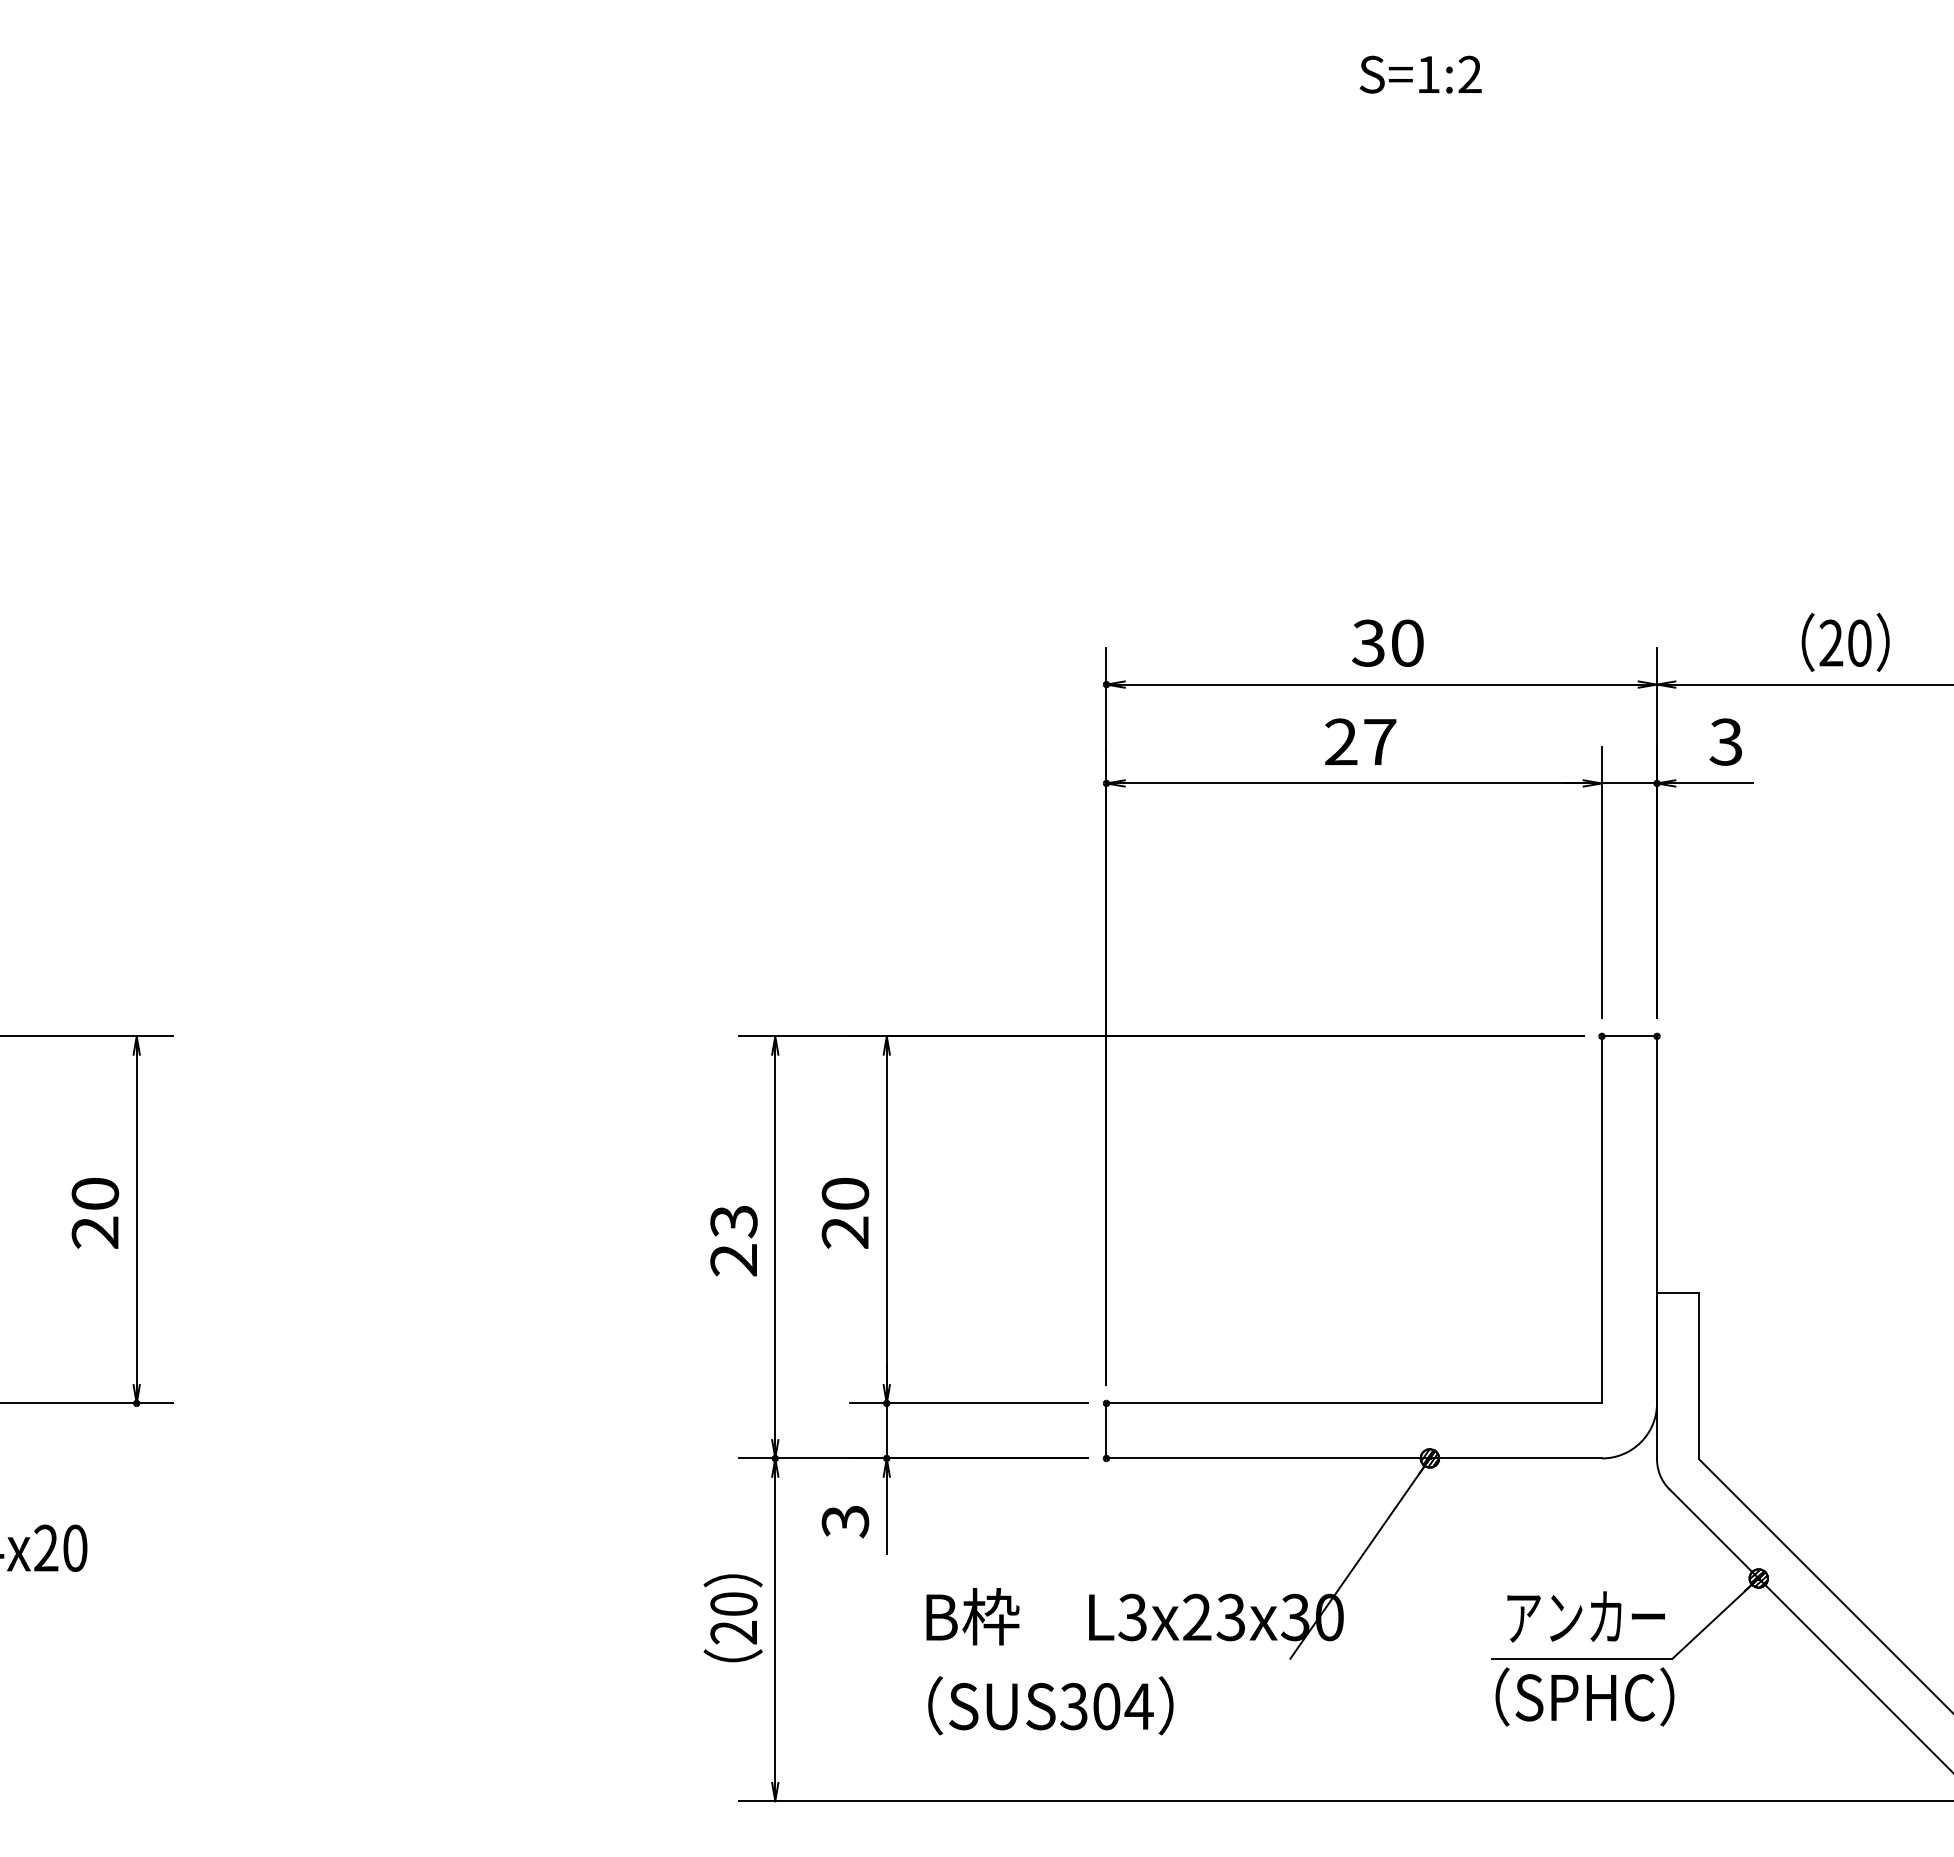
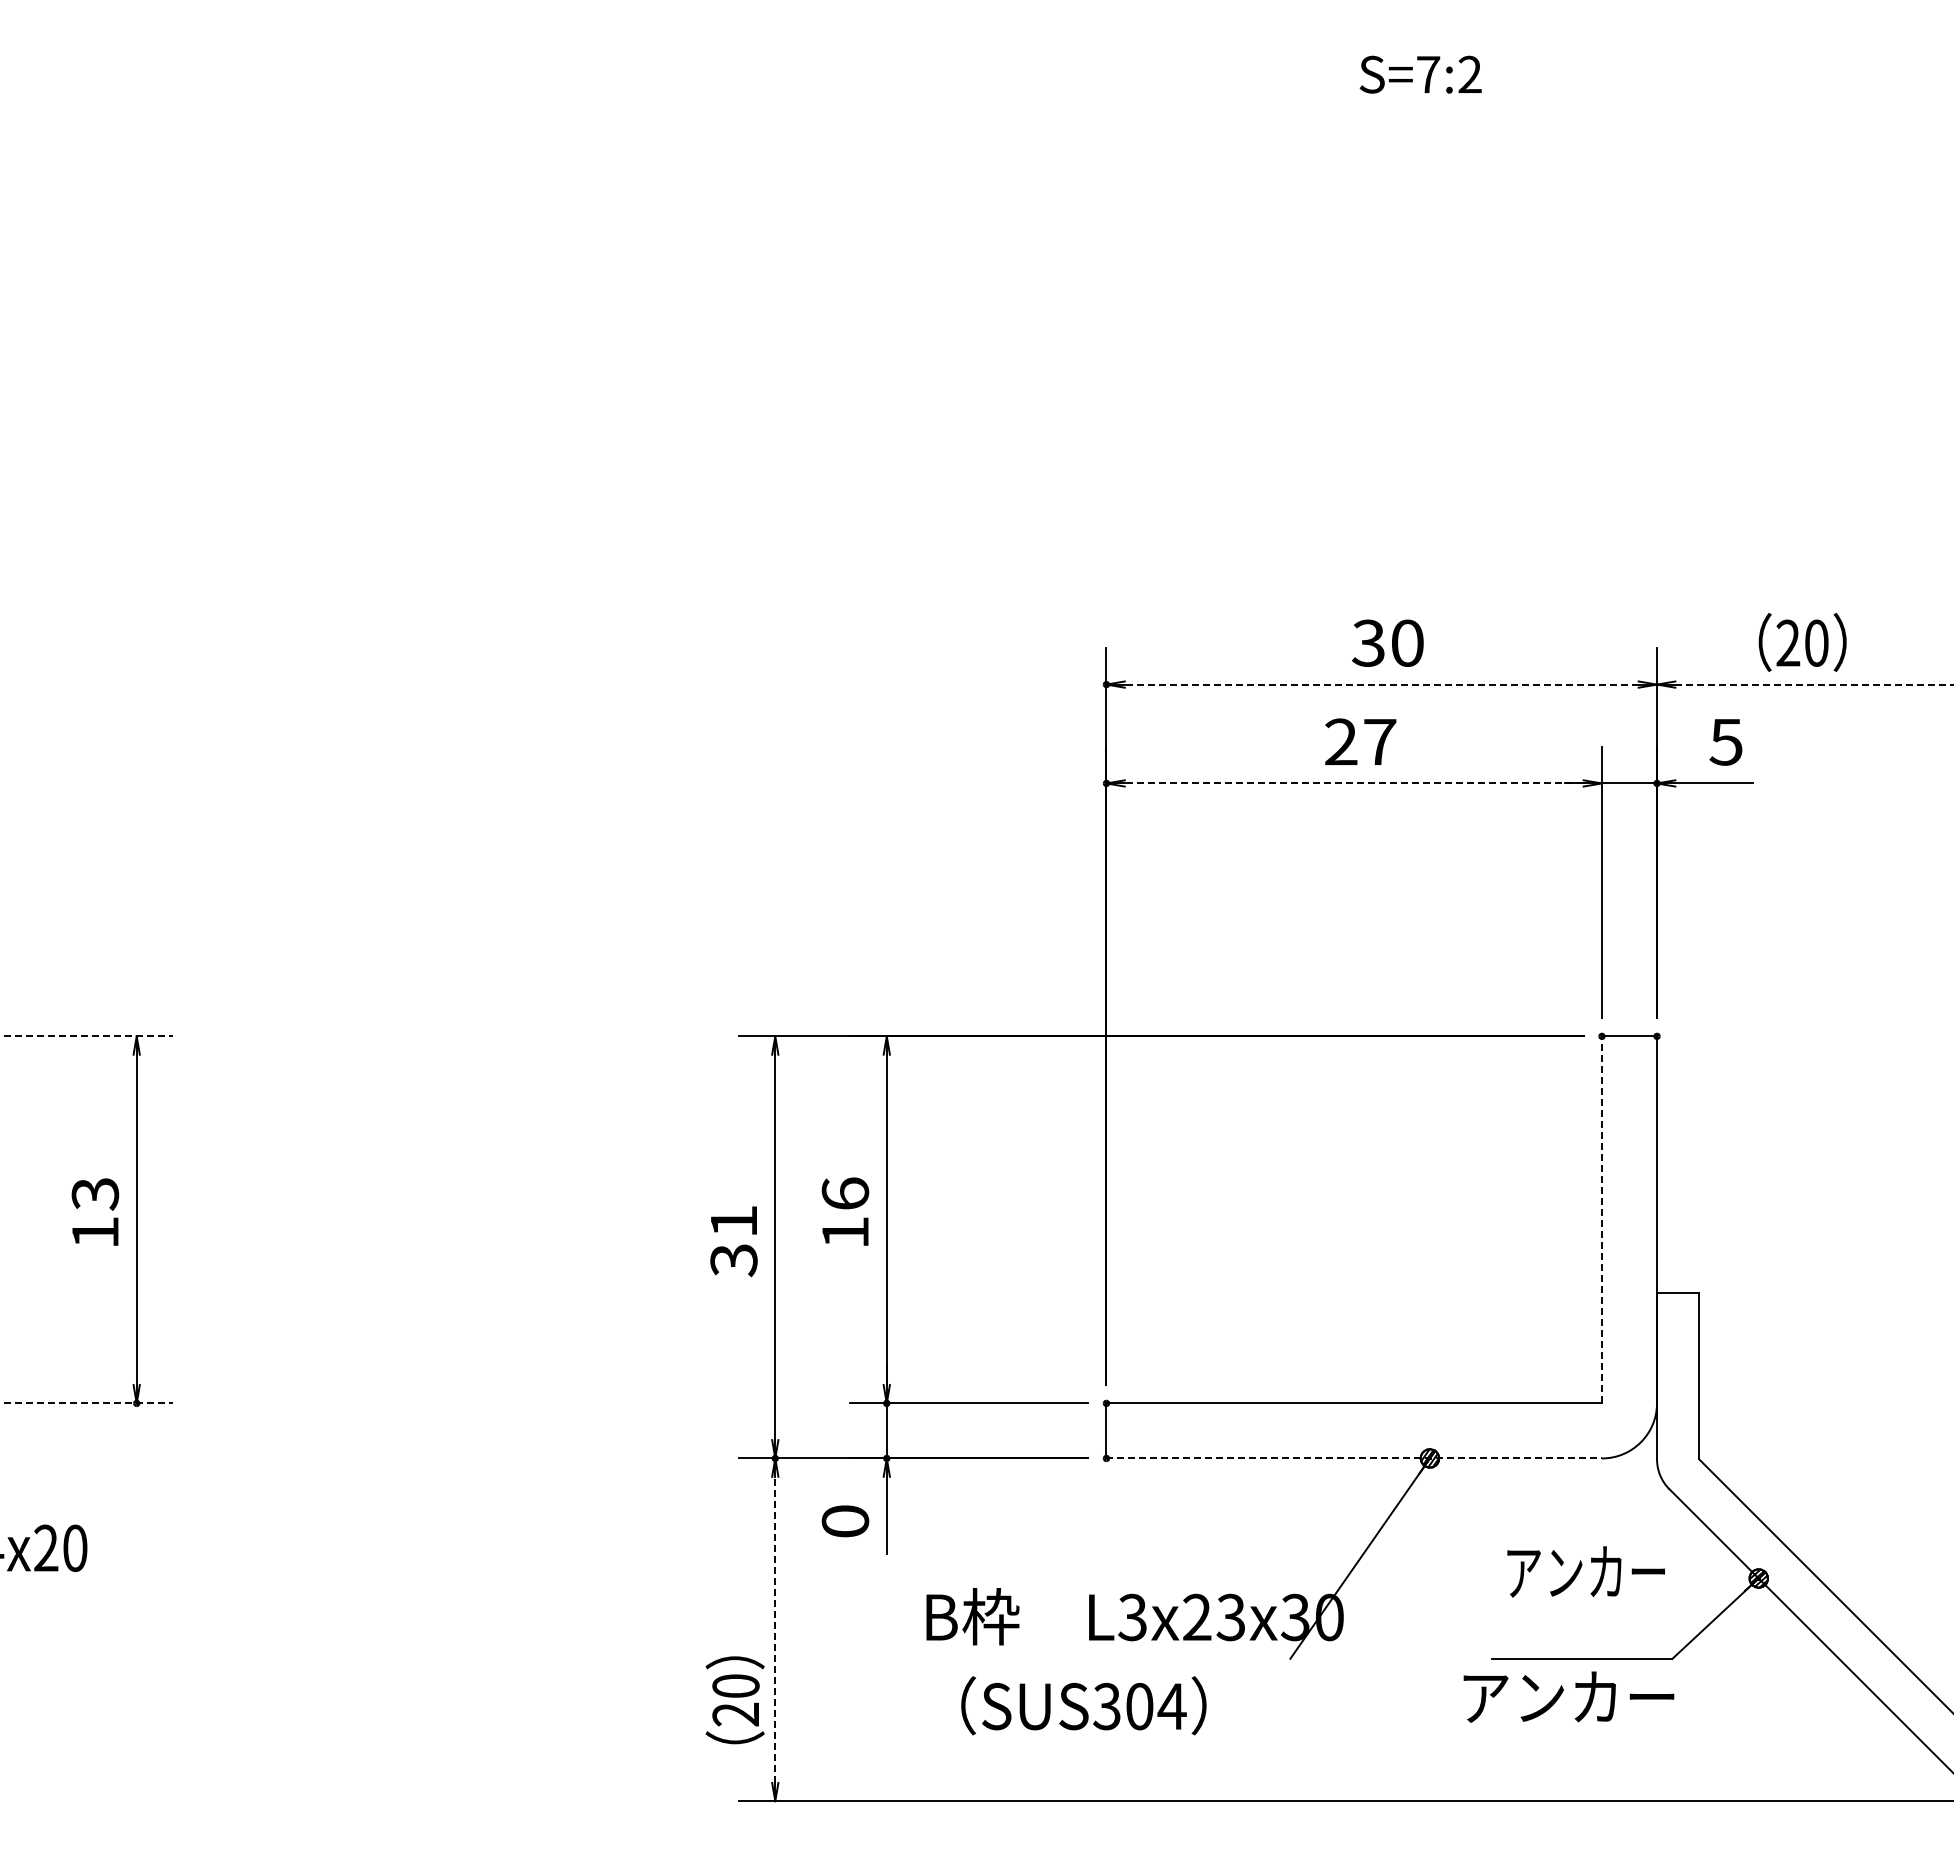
text: S=1:2 -> S=7:2 (1428, 74)
text position: (1845, 642) -> (1802, 642) (1802, 642)
line: solid -> dashed (1381, 684)
line: solid -> dashed (1815, 684)
text: 3 -> 5 (1725, 741)
line: solid -> dashed (1353, 783)
line: solid -> dashed (87, 1036)
text: 20 -> 13 (95, 1212)
text: 20 -> 16 (845, 1212)
line: solid -> dashed (1601, 1219)
text: 23 -> 31 (733, 1241)
line: solid -> dashed (87, 1403)
line: solid -> dashed (1354, 1458)
text: 3 -> 0 (845, 1521)
text position: (1585, 1616) -> (1585, 1571) (1585, 1571)
text position: (732, 1618) -> (734, 1700) (734, 1700)
line: solid -> dashed (775, 1629)
text: （SPHC） -> アンカー (1568, 1696)
text position: (1050, 1705) -> (1083, 1705) (1083, 1705)
